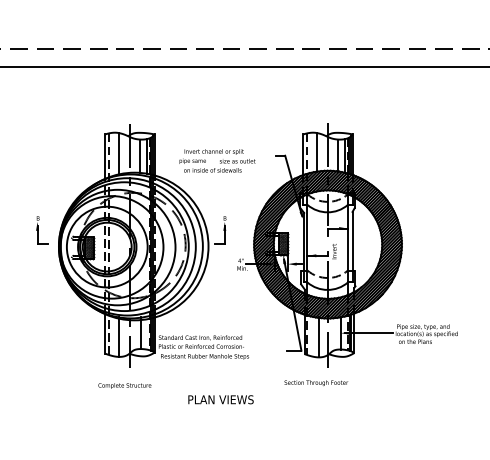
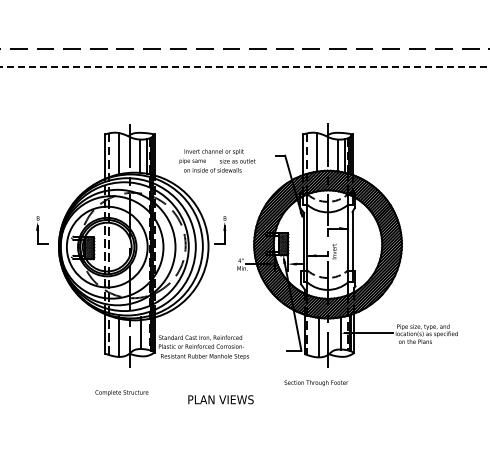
line: solid -> dashed (244, 66)
text position: (124, 385) -> (121, 392) (121, 392)
